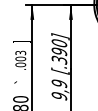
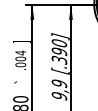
text: .003 -> .004 (20, 52)
